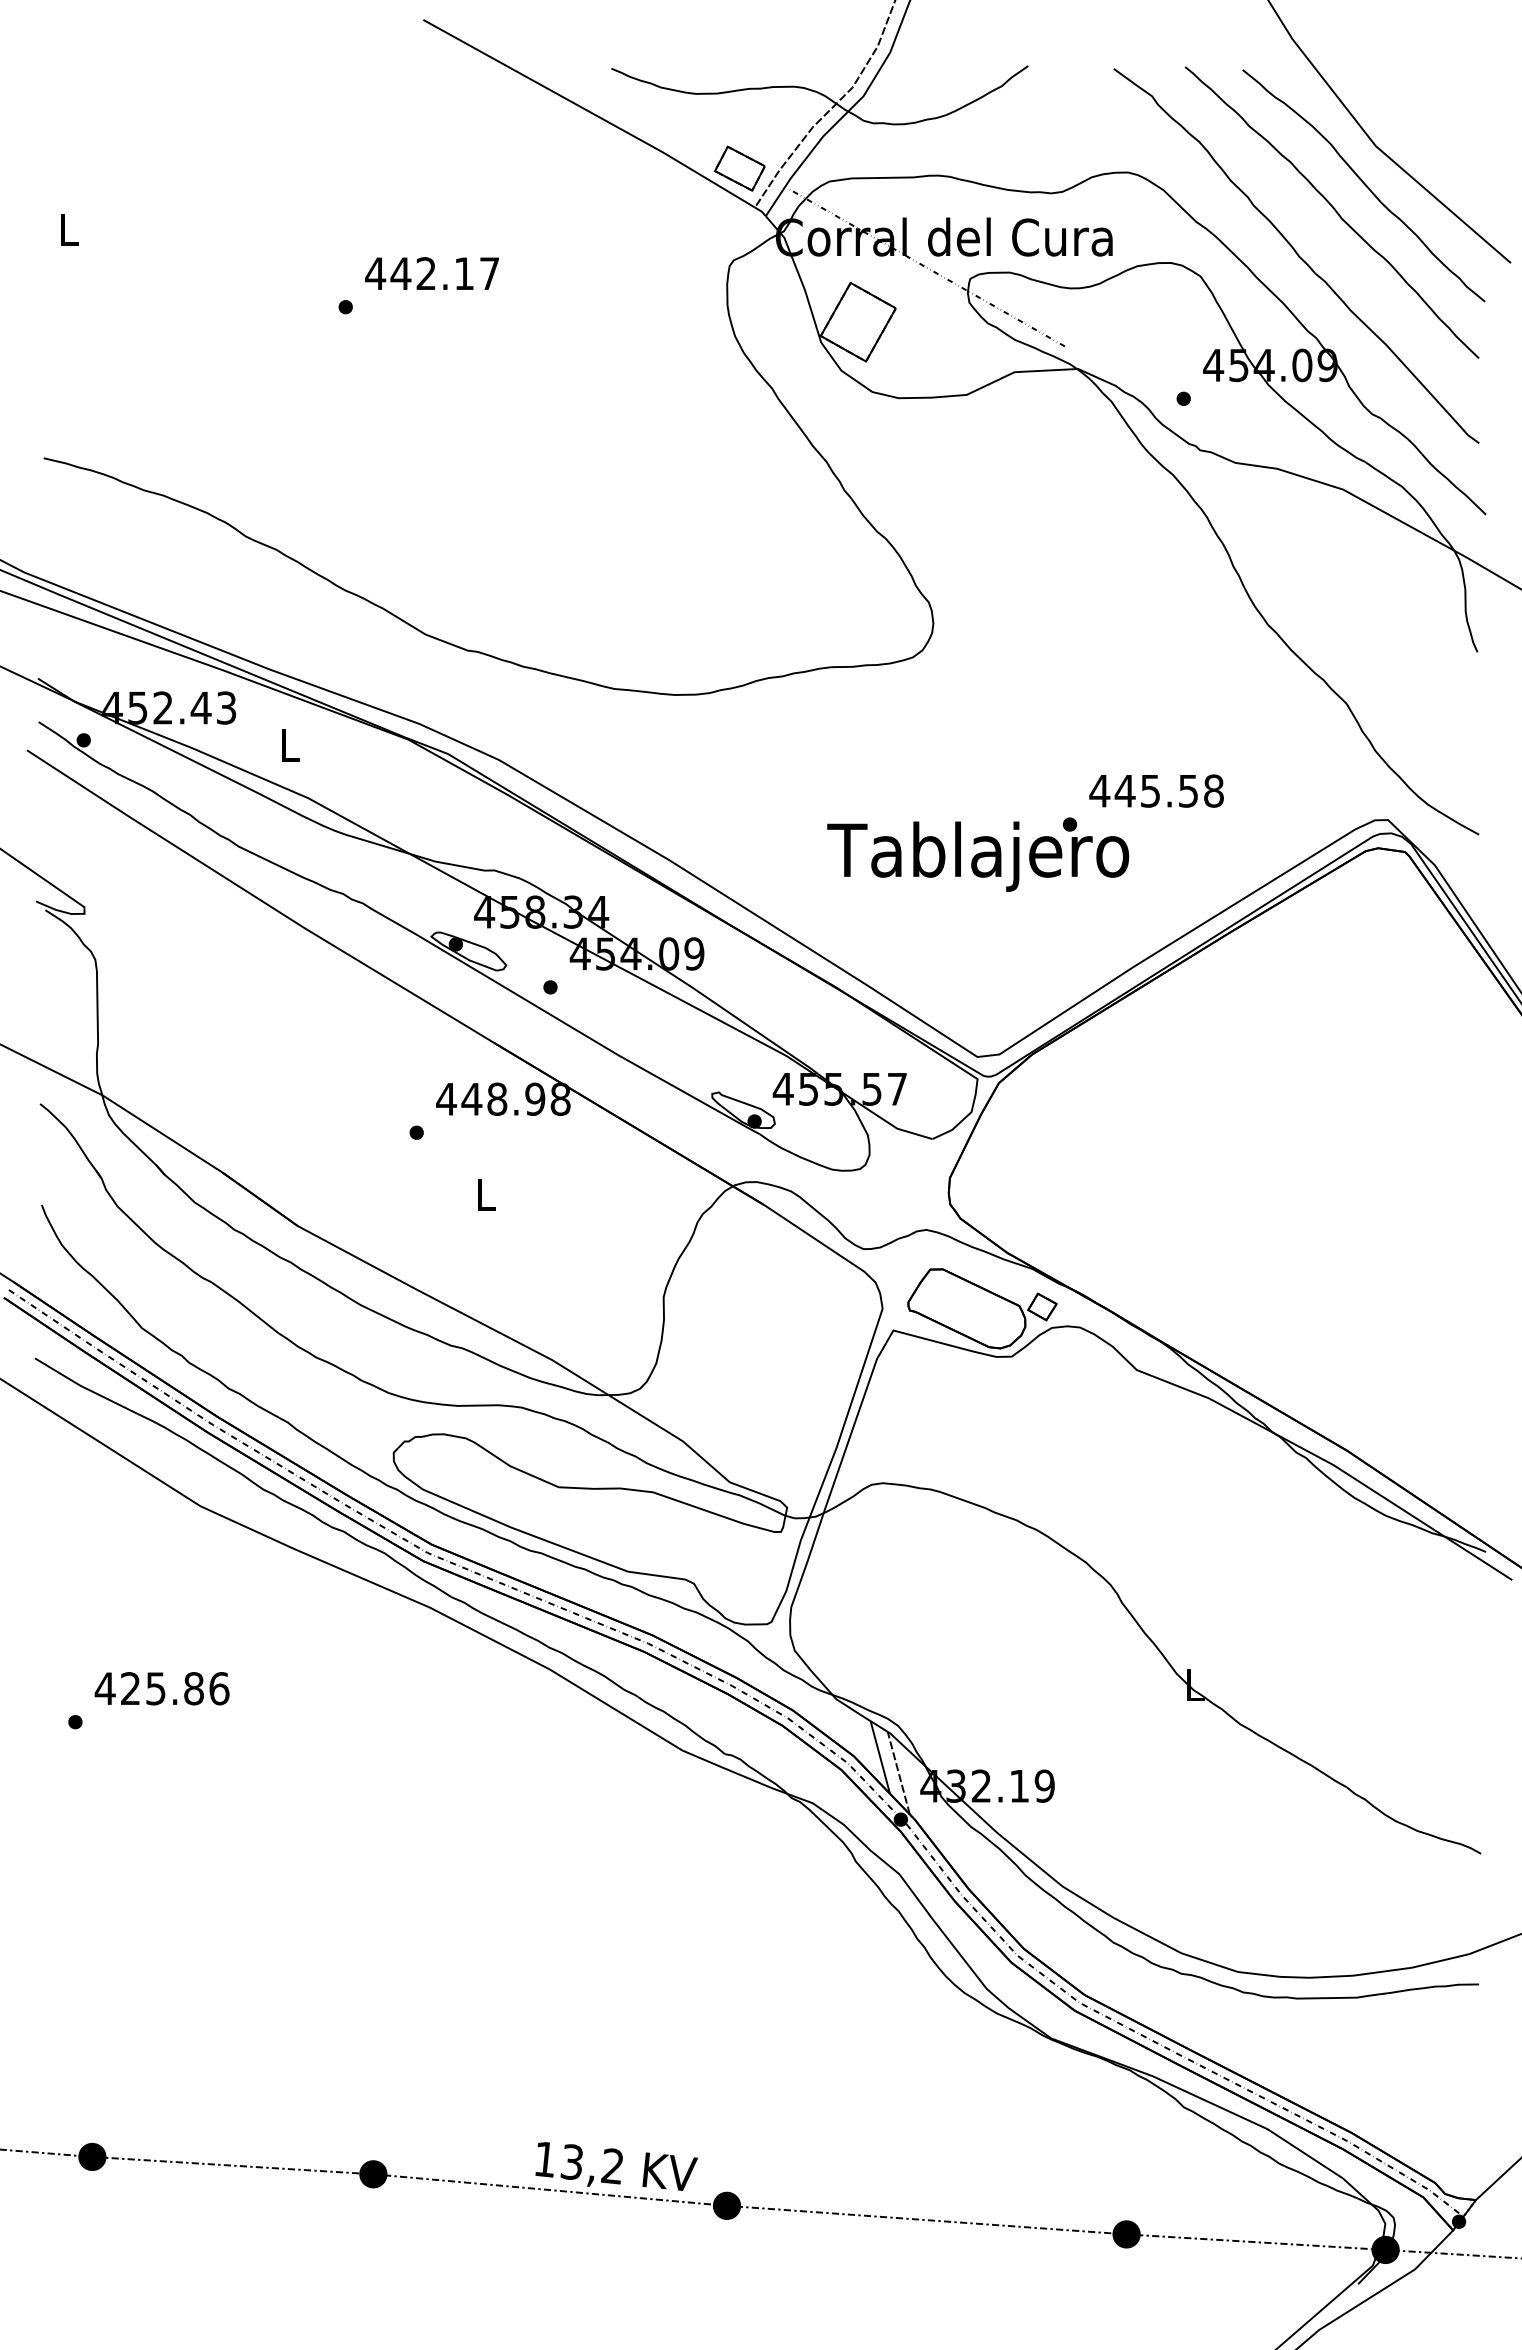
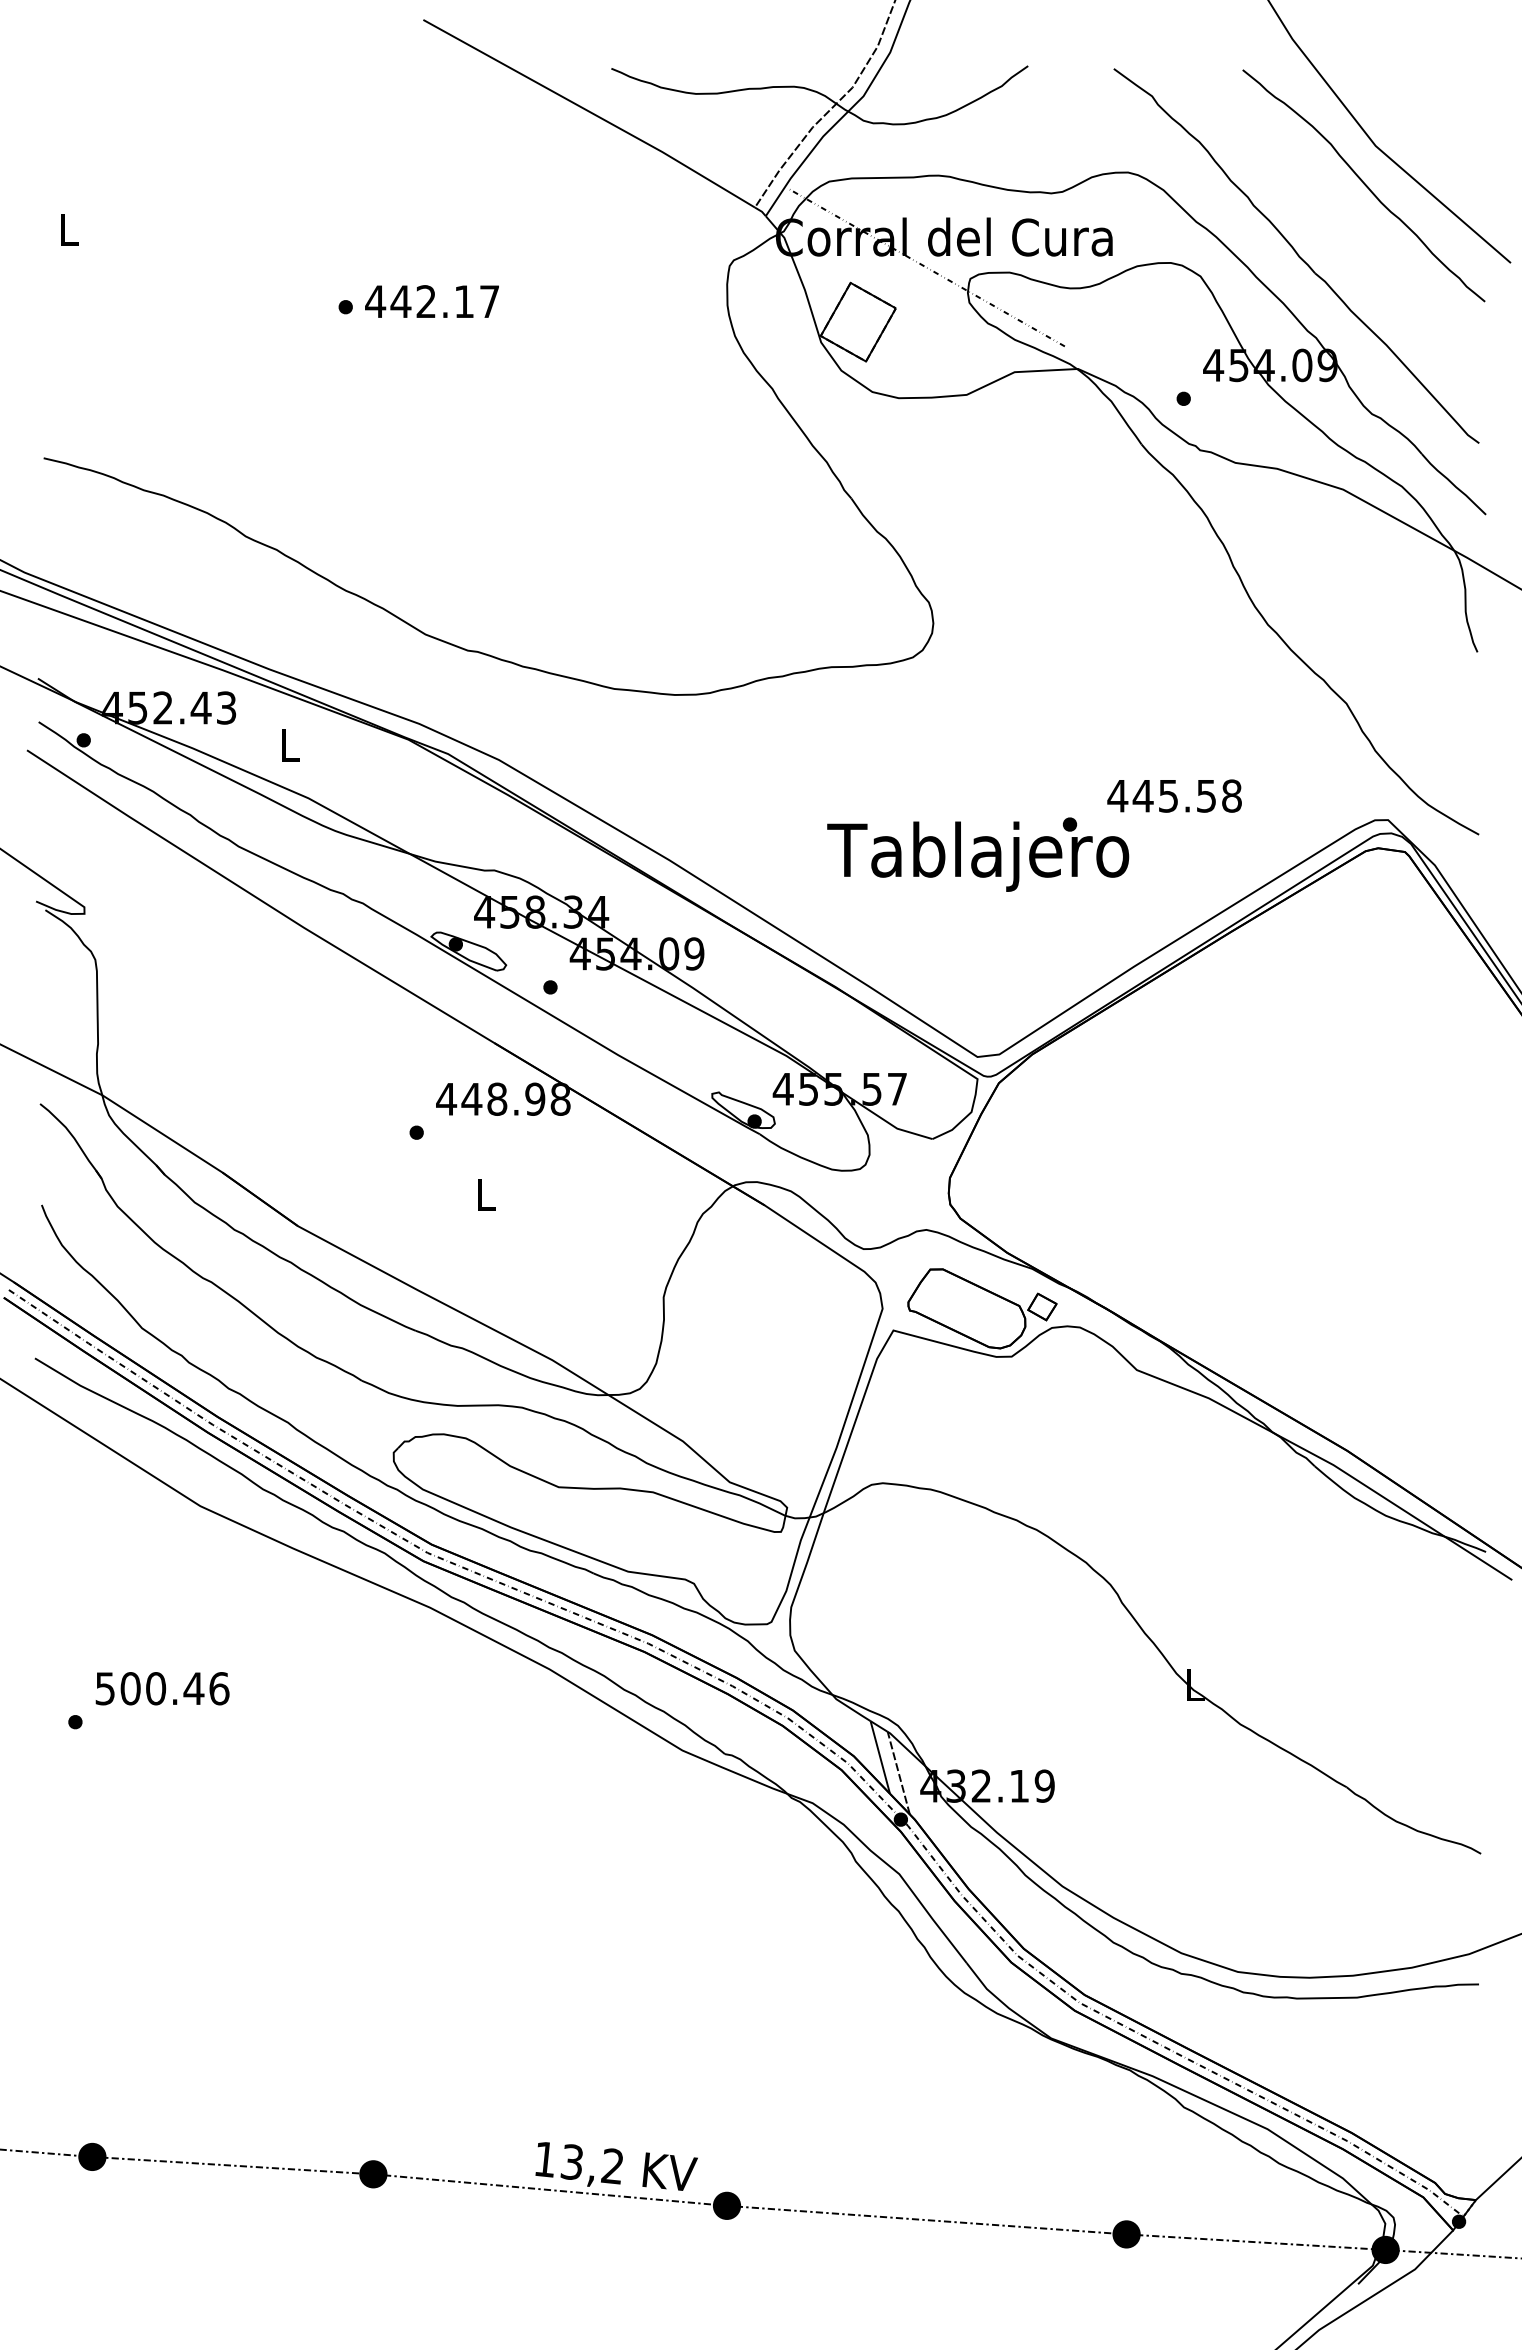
part: present -> none (739, 168)
part: present -> none (1331, 212)
text position: (431, 273) -> (431, 301) (431, 301)
text position: (1156, 790) -> (1174, 795) (1174, 795)
text: 425.86 -> 500.46 (149, 1688)
